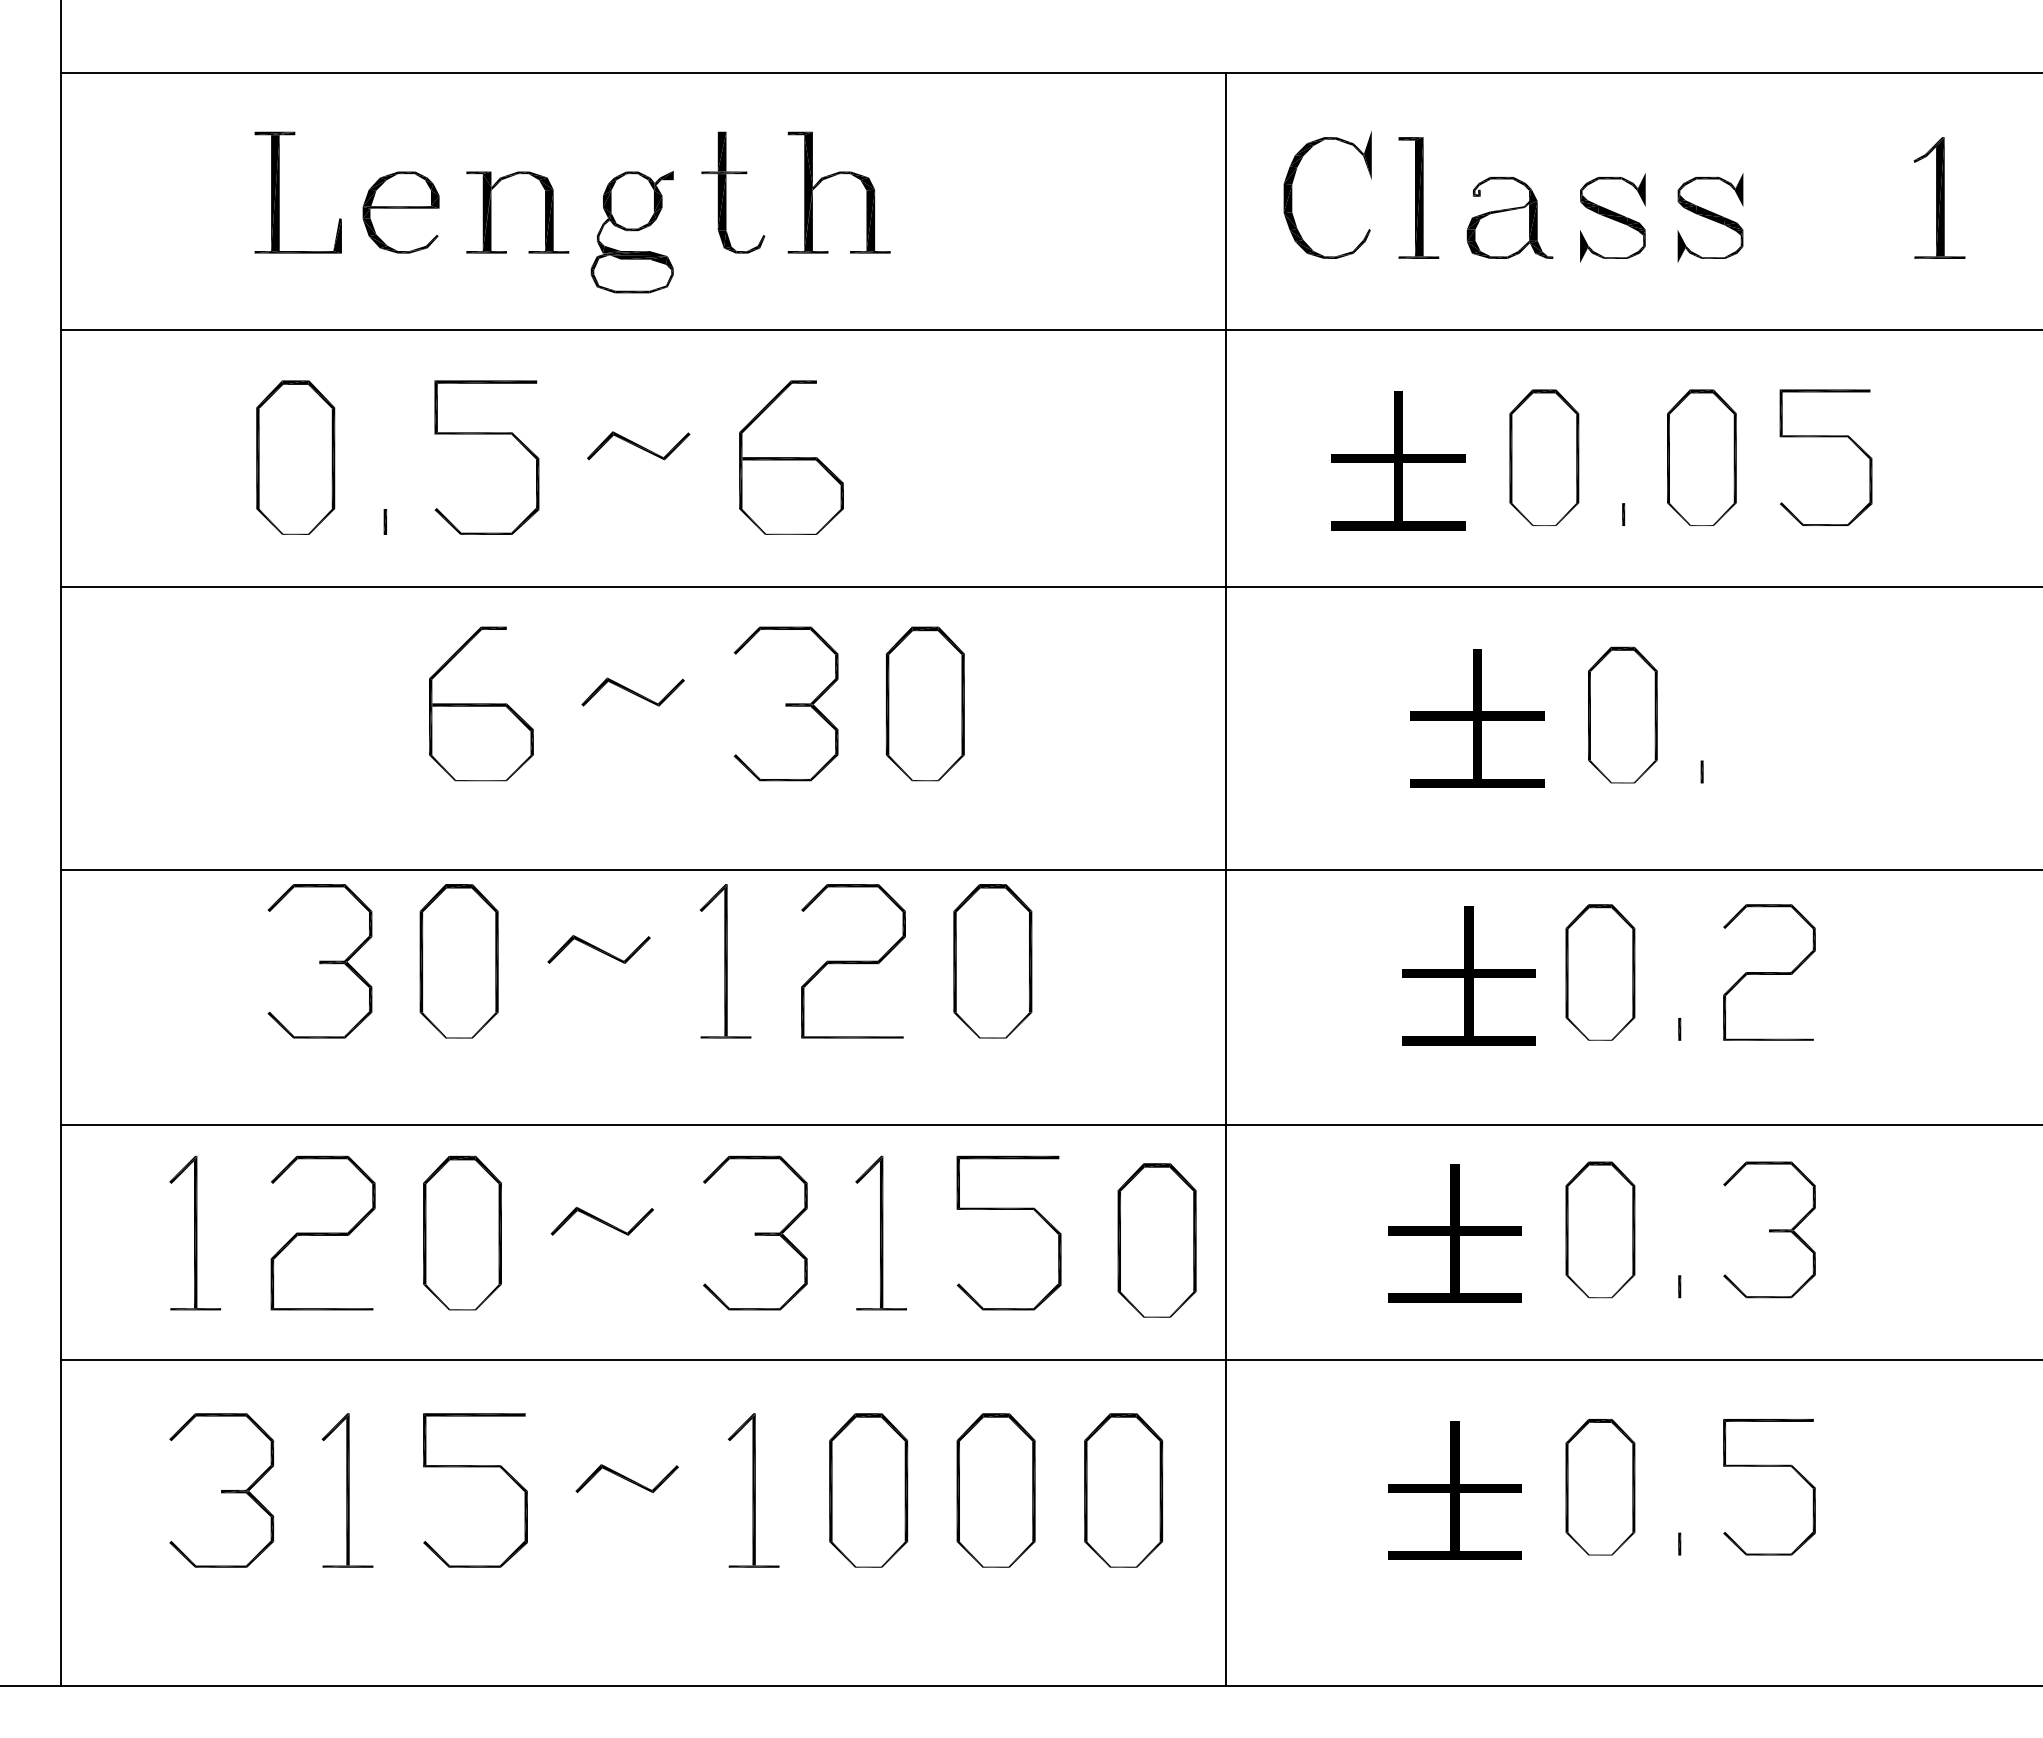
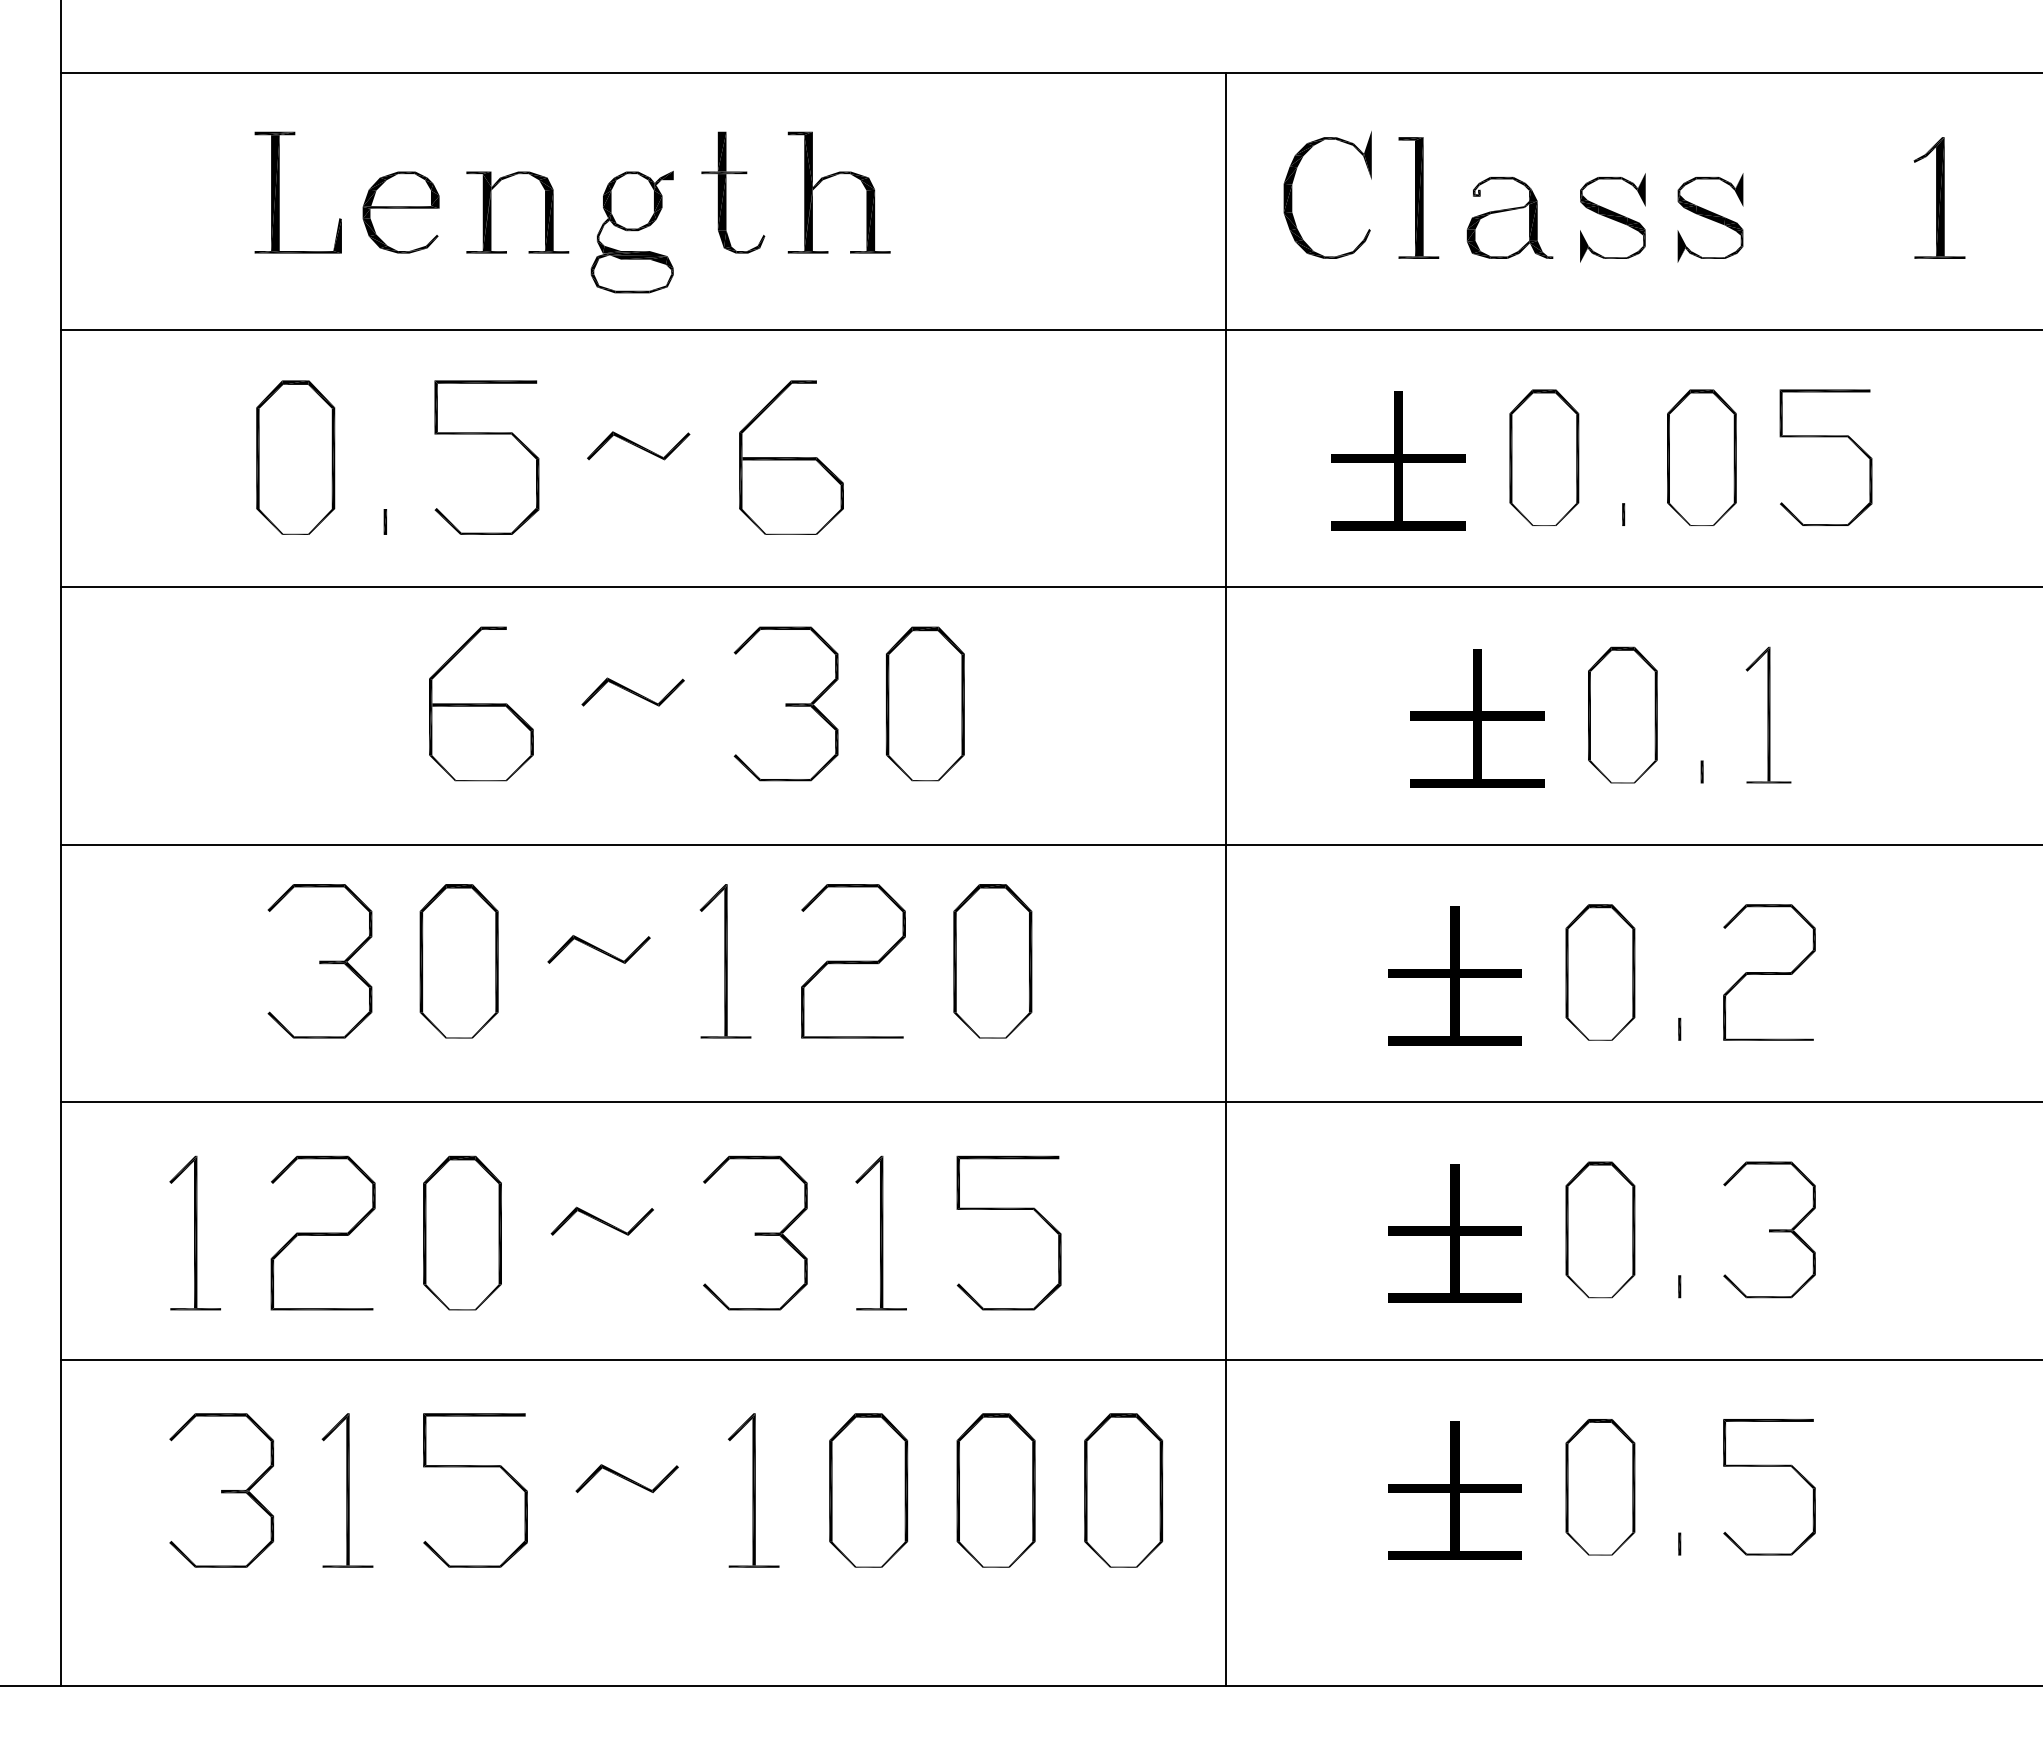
part: none -> present (1768, 714)
line position: (1050, 869) -> (1050, 844) (1050, 844)
part position: (1468, 975) -> (1454, 975) (1454, 975)
line position: (1050, 1125) -> (1050, 1102) (1050, 1102)
part: present -> none (1156, 1240)
